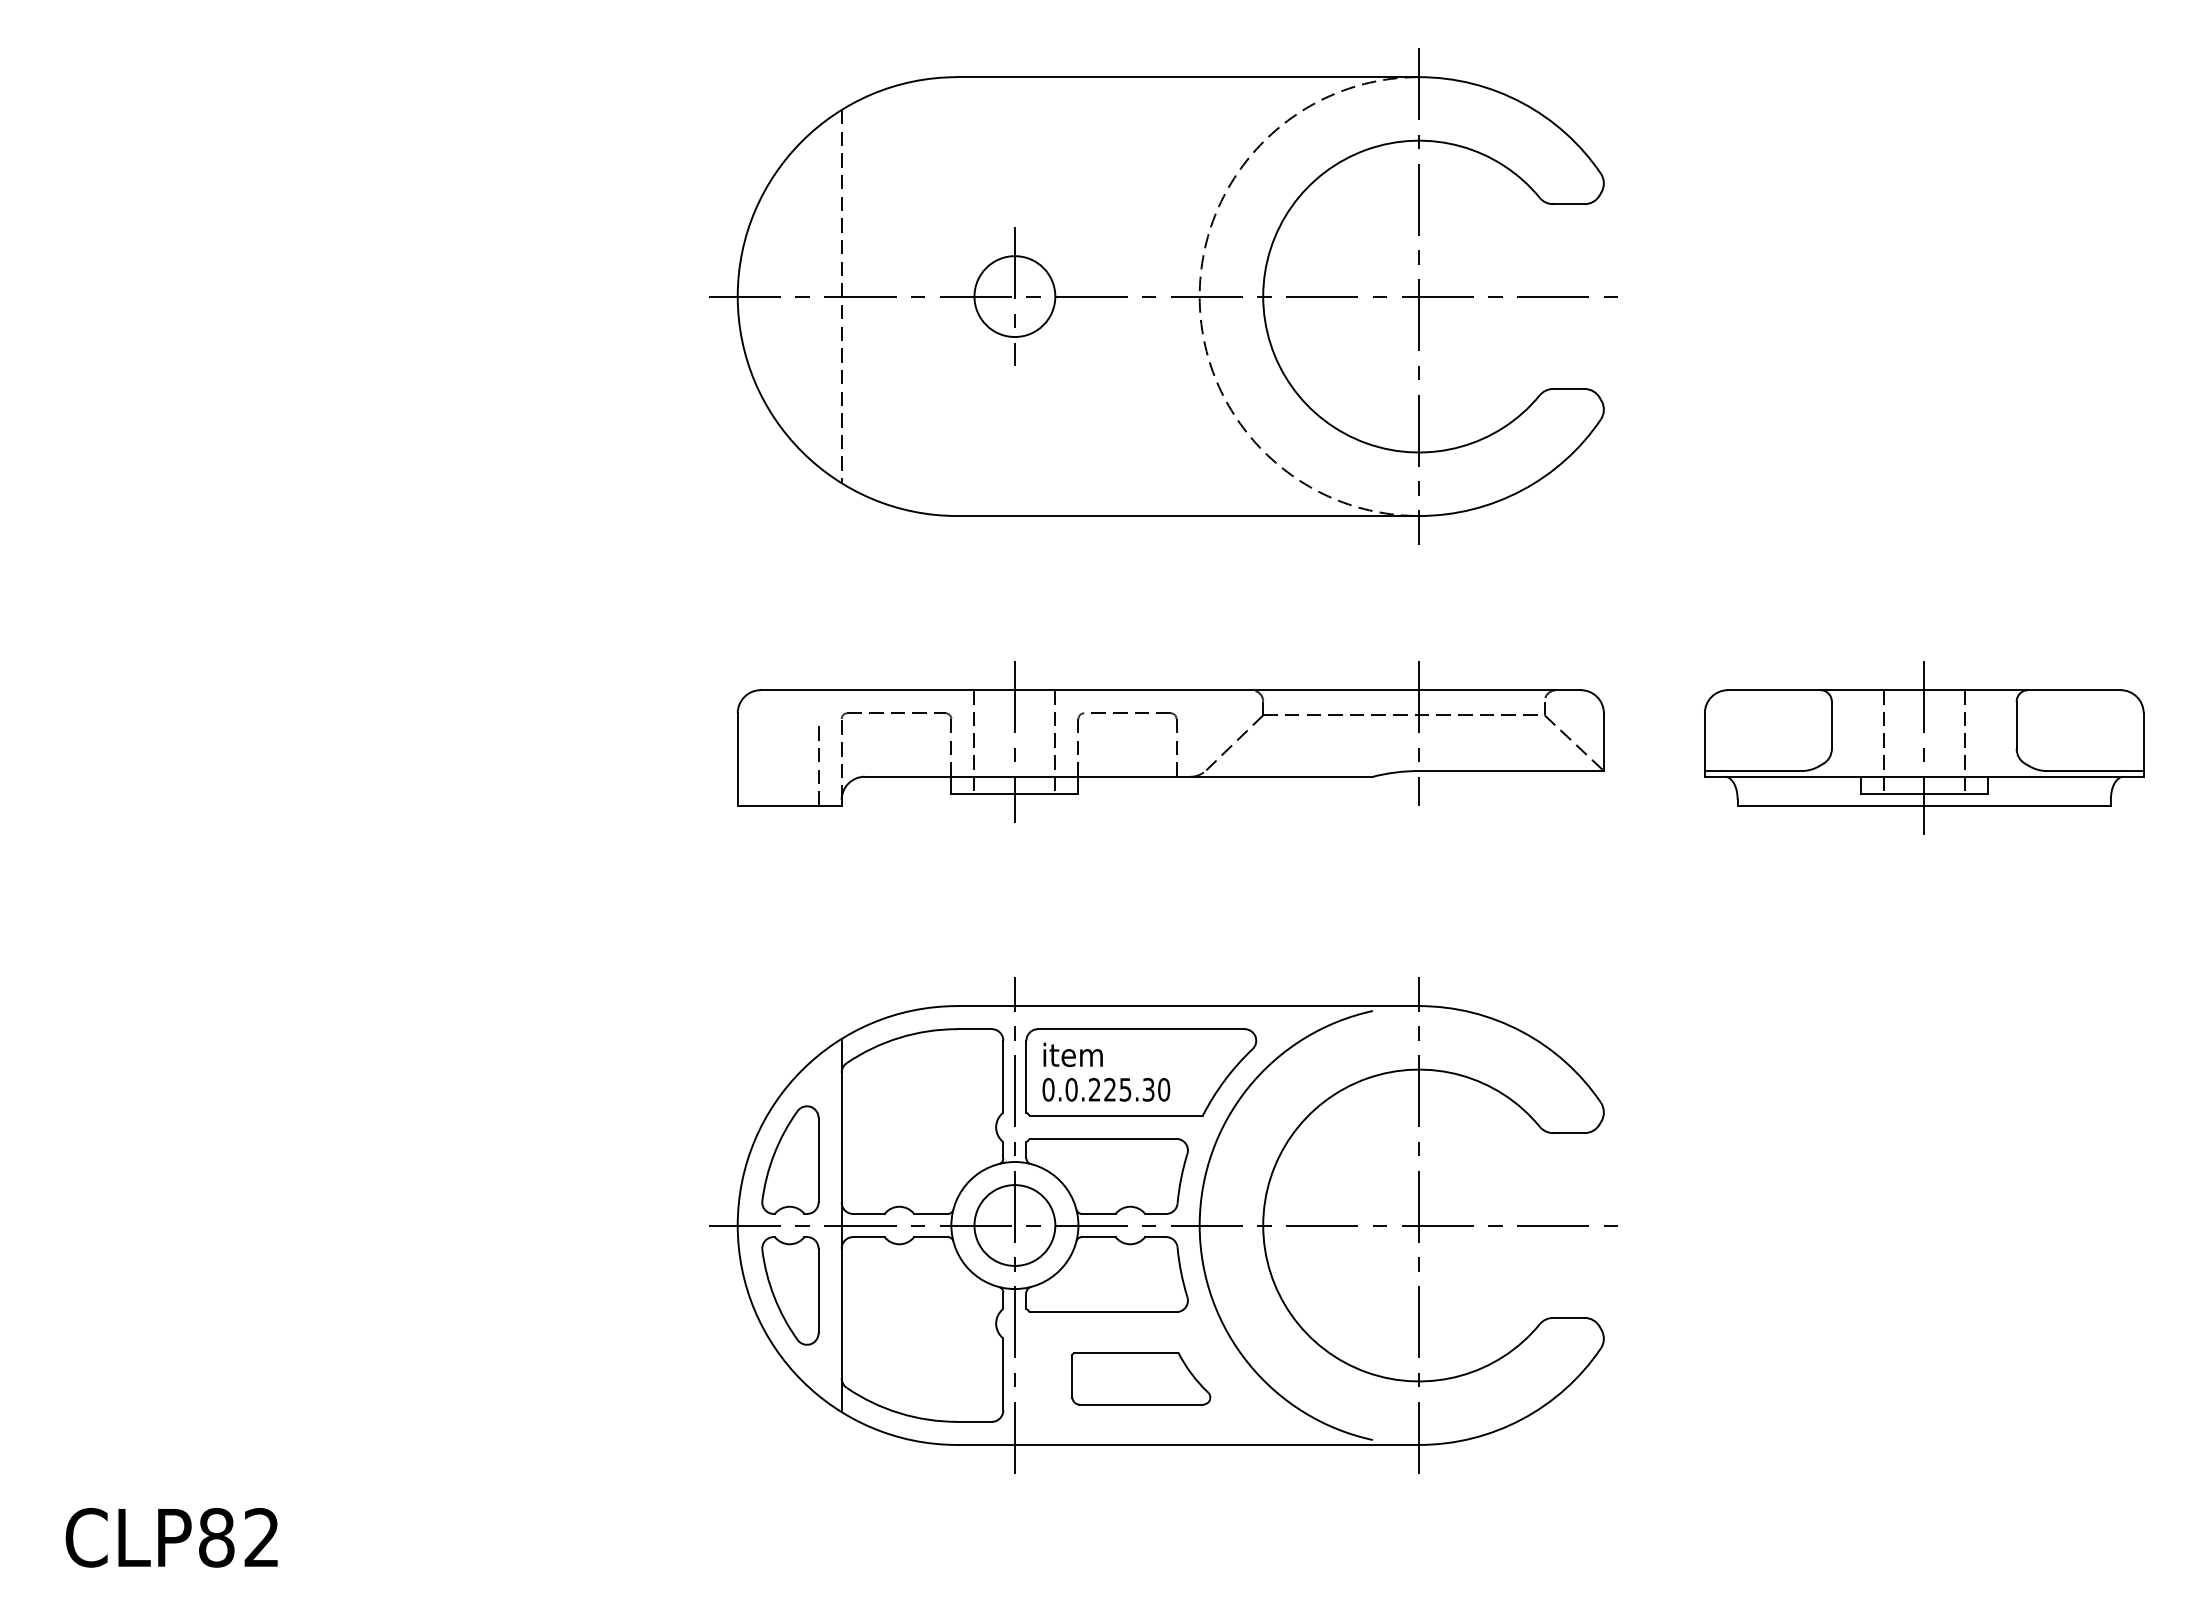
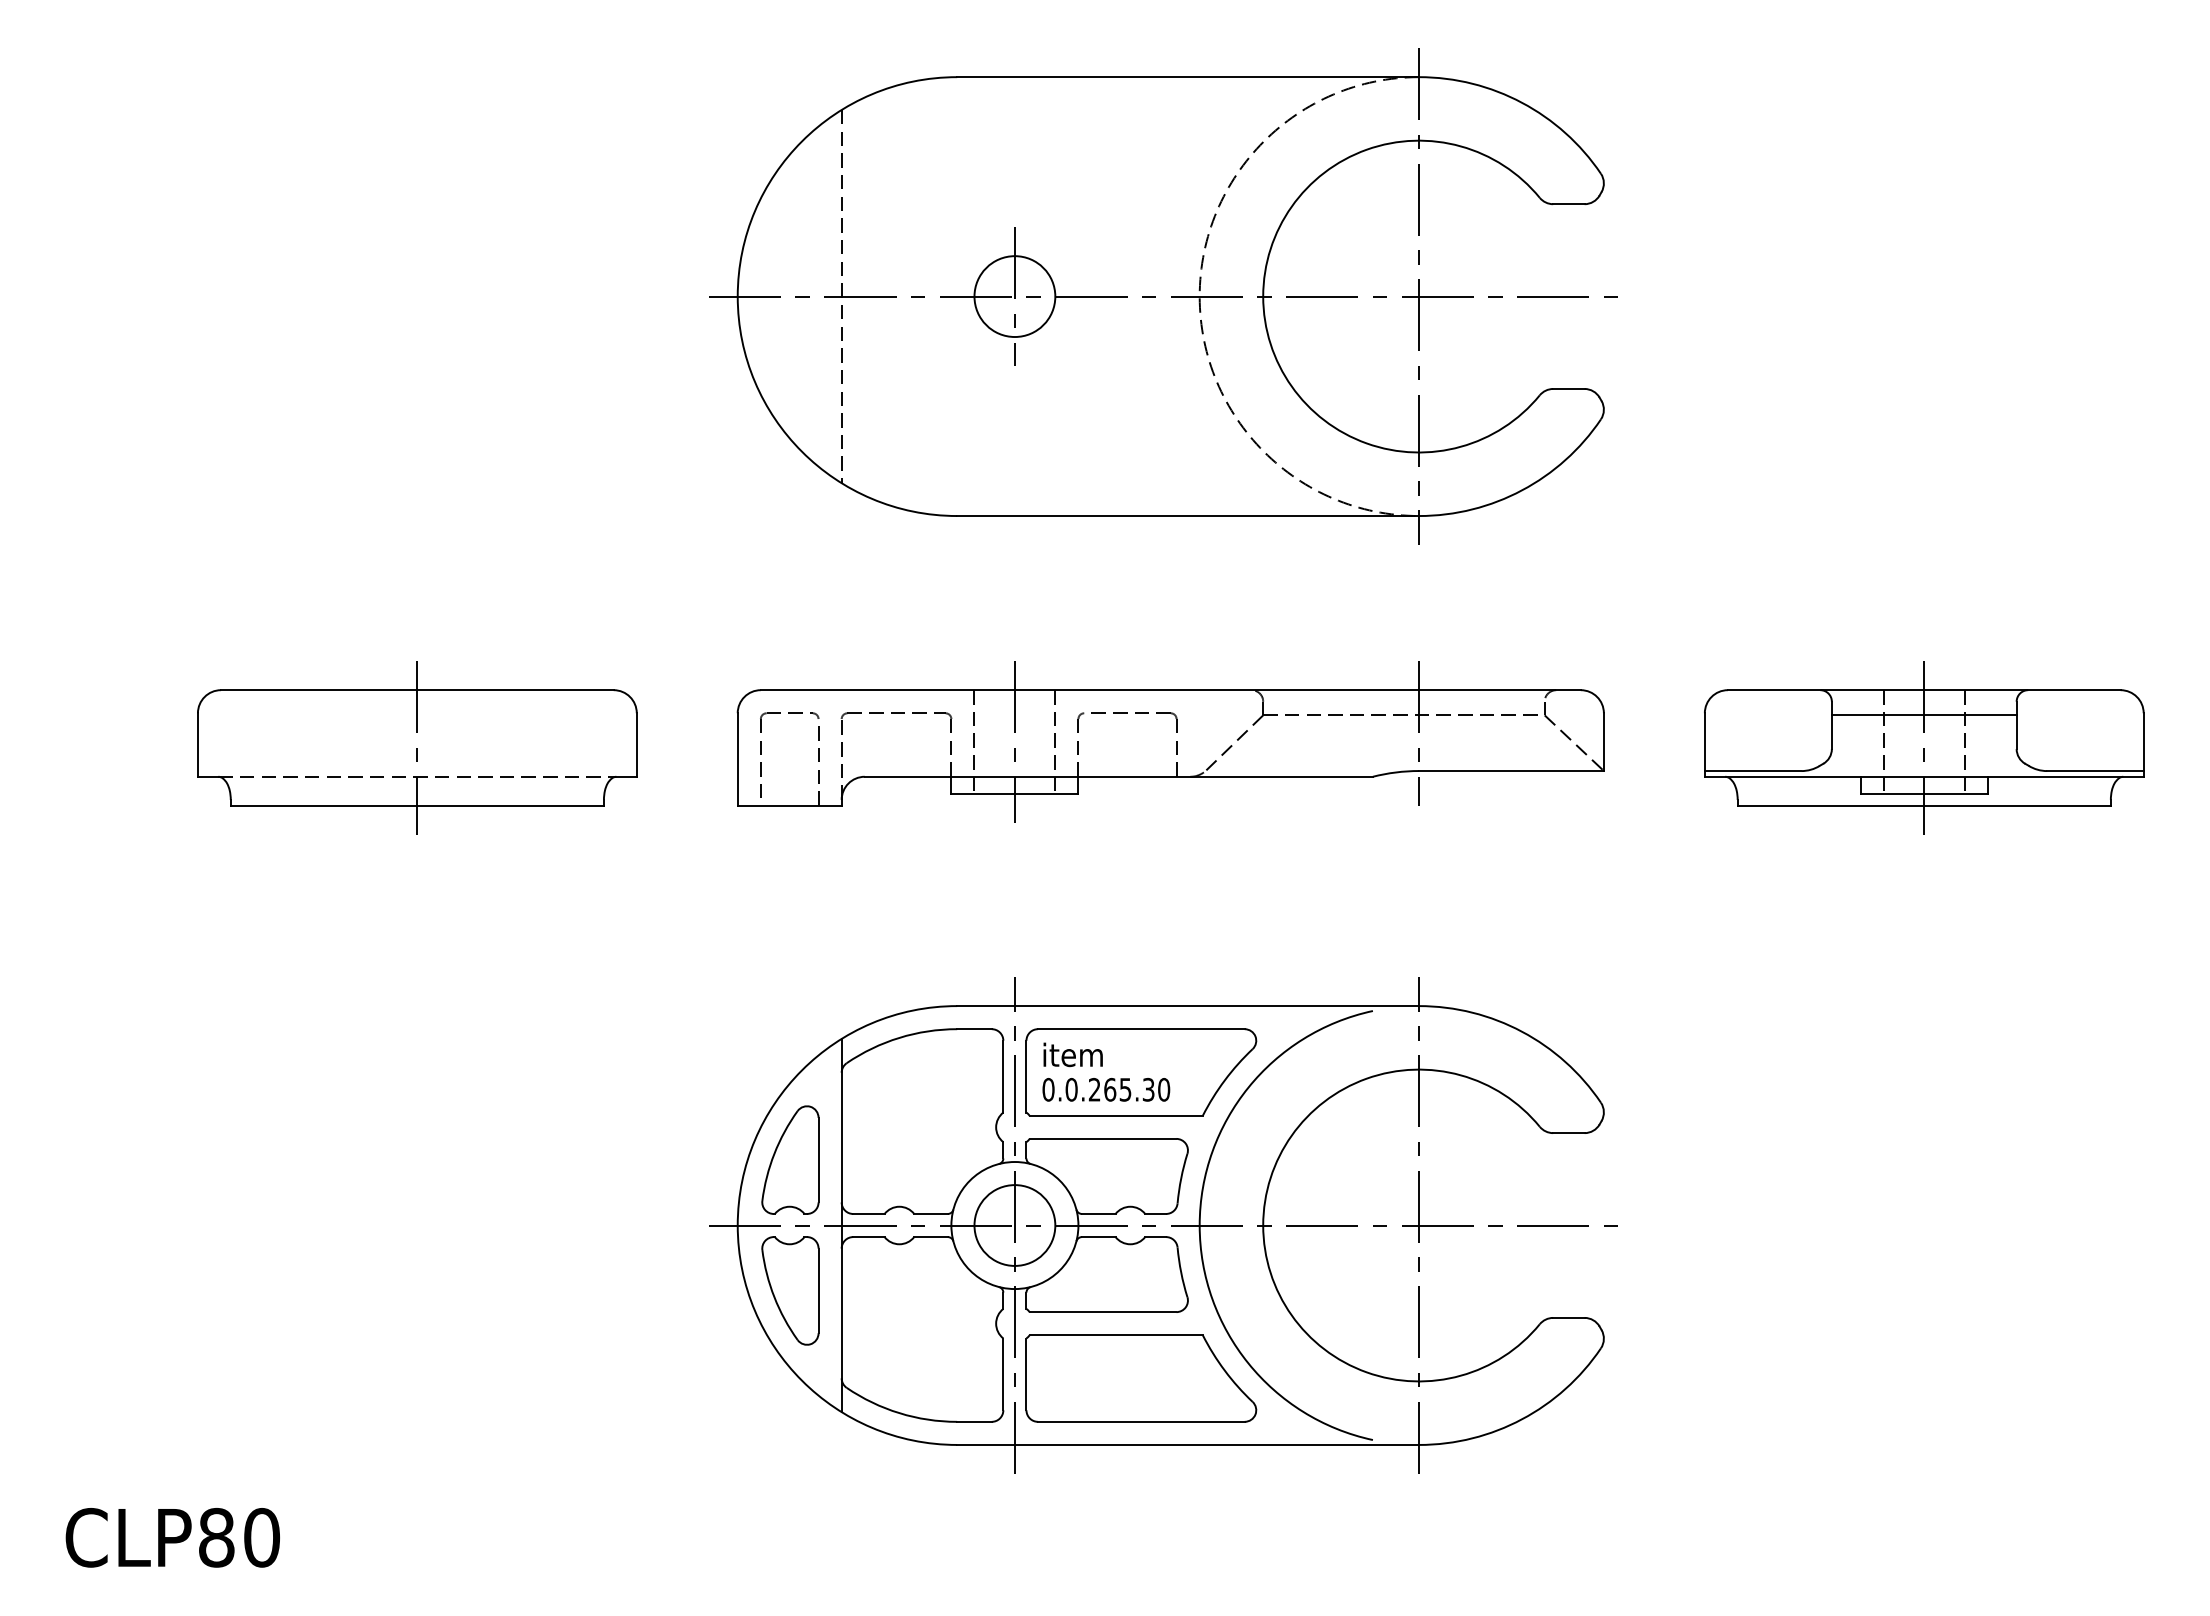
line: none -> present (1923, 715)
part: none -> present (417, 747)
part: none -> present (761, 754)
text: 0.0.225.30 -> 0.0.265.30 (1110, 1089)
part size: 141x54 px -> 233x89 px (1141, 1378)
text: CLP82 -> CLP80 (261, 1537)
